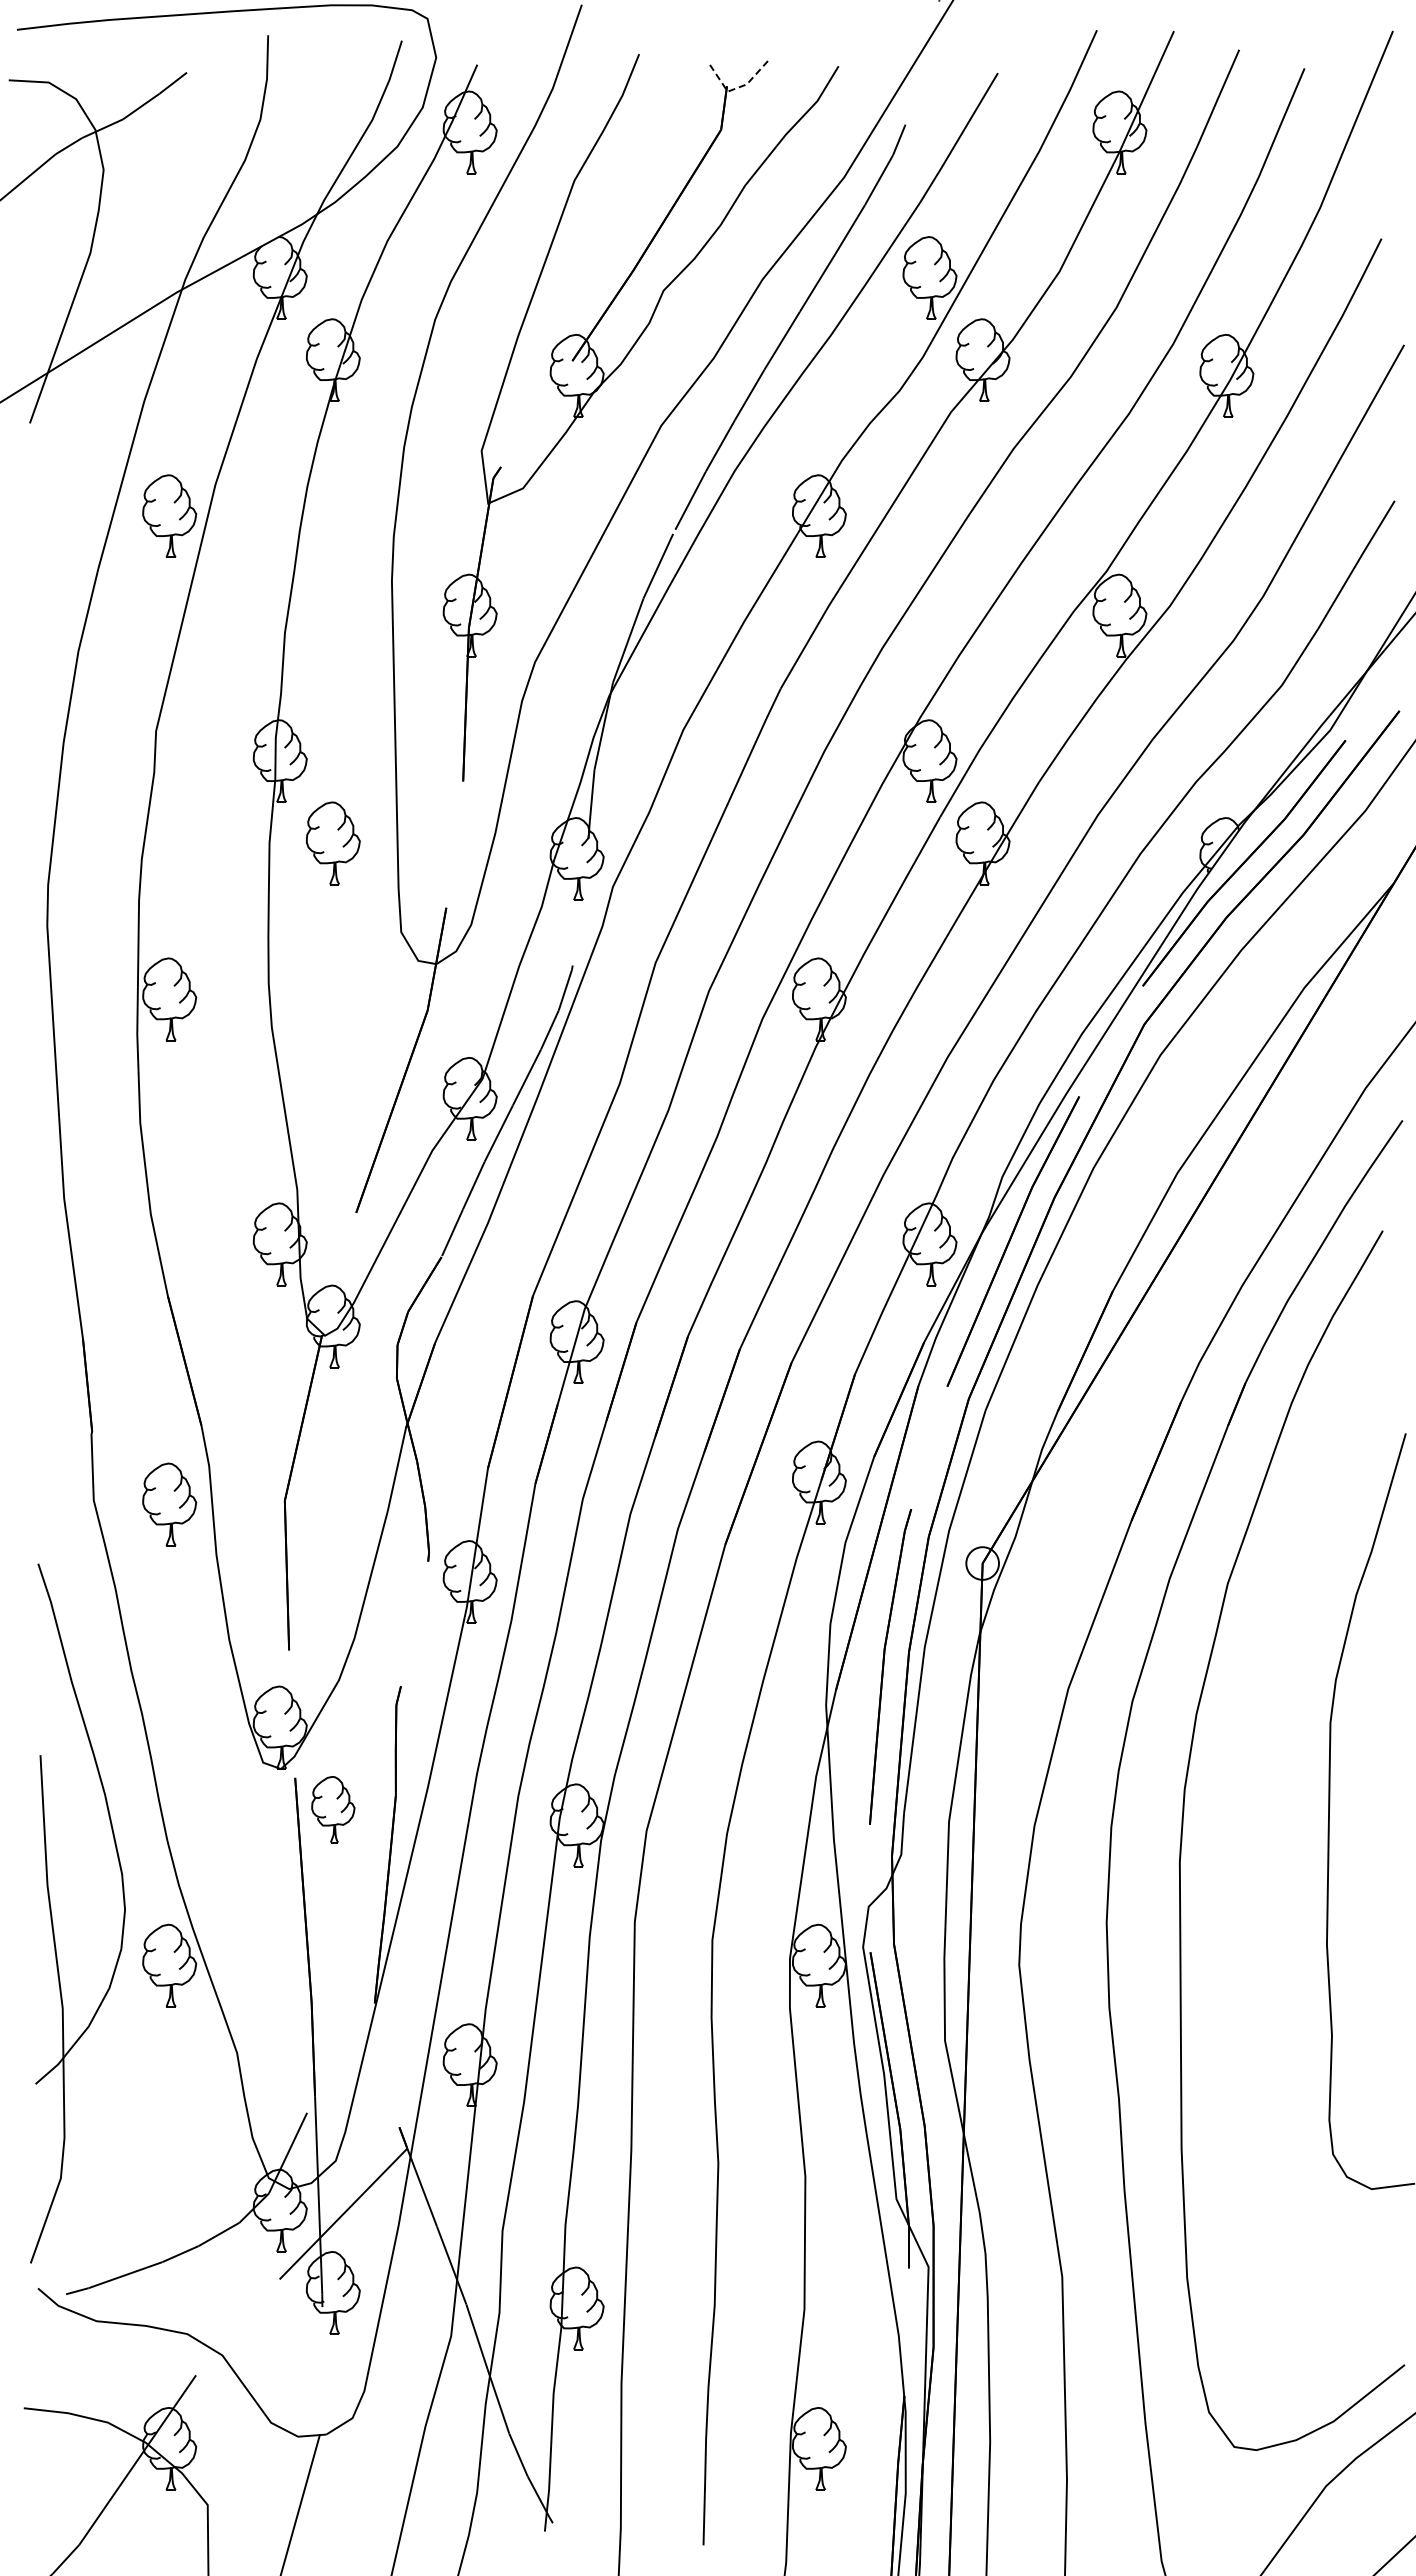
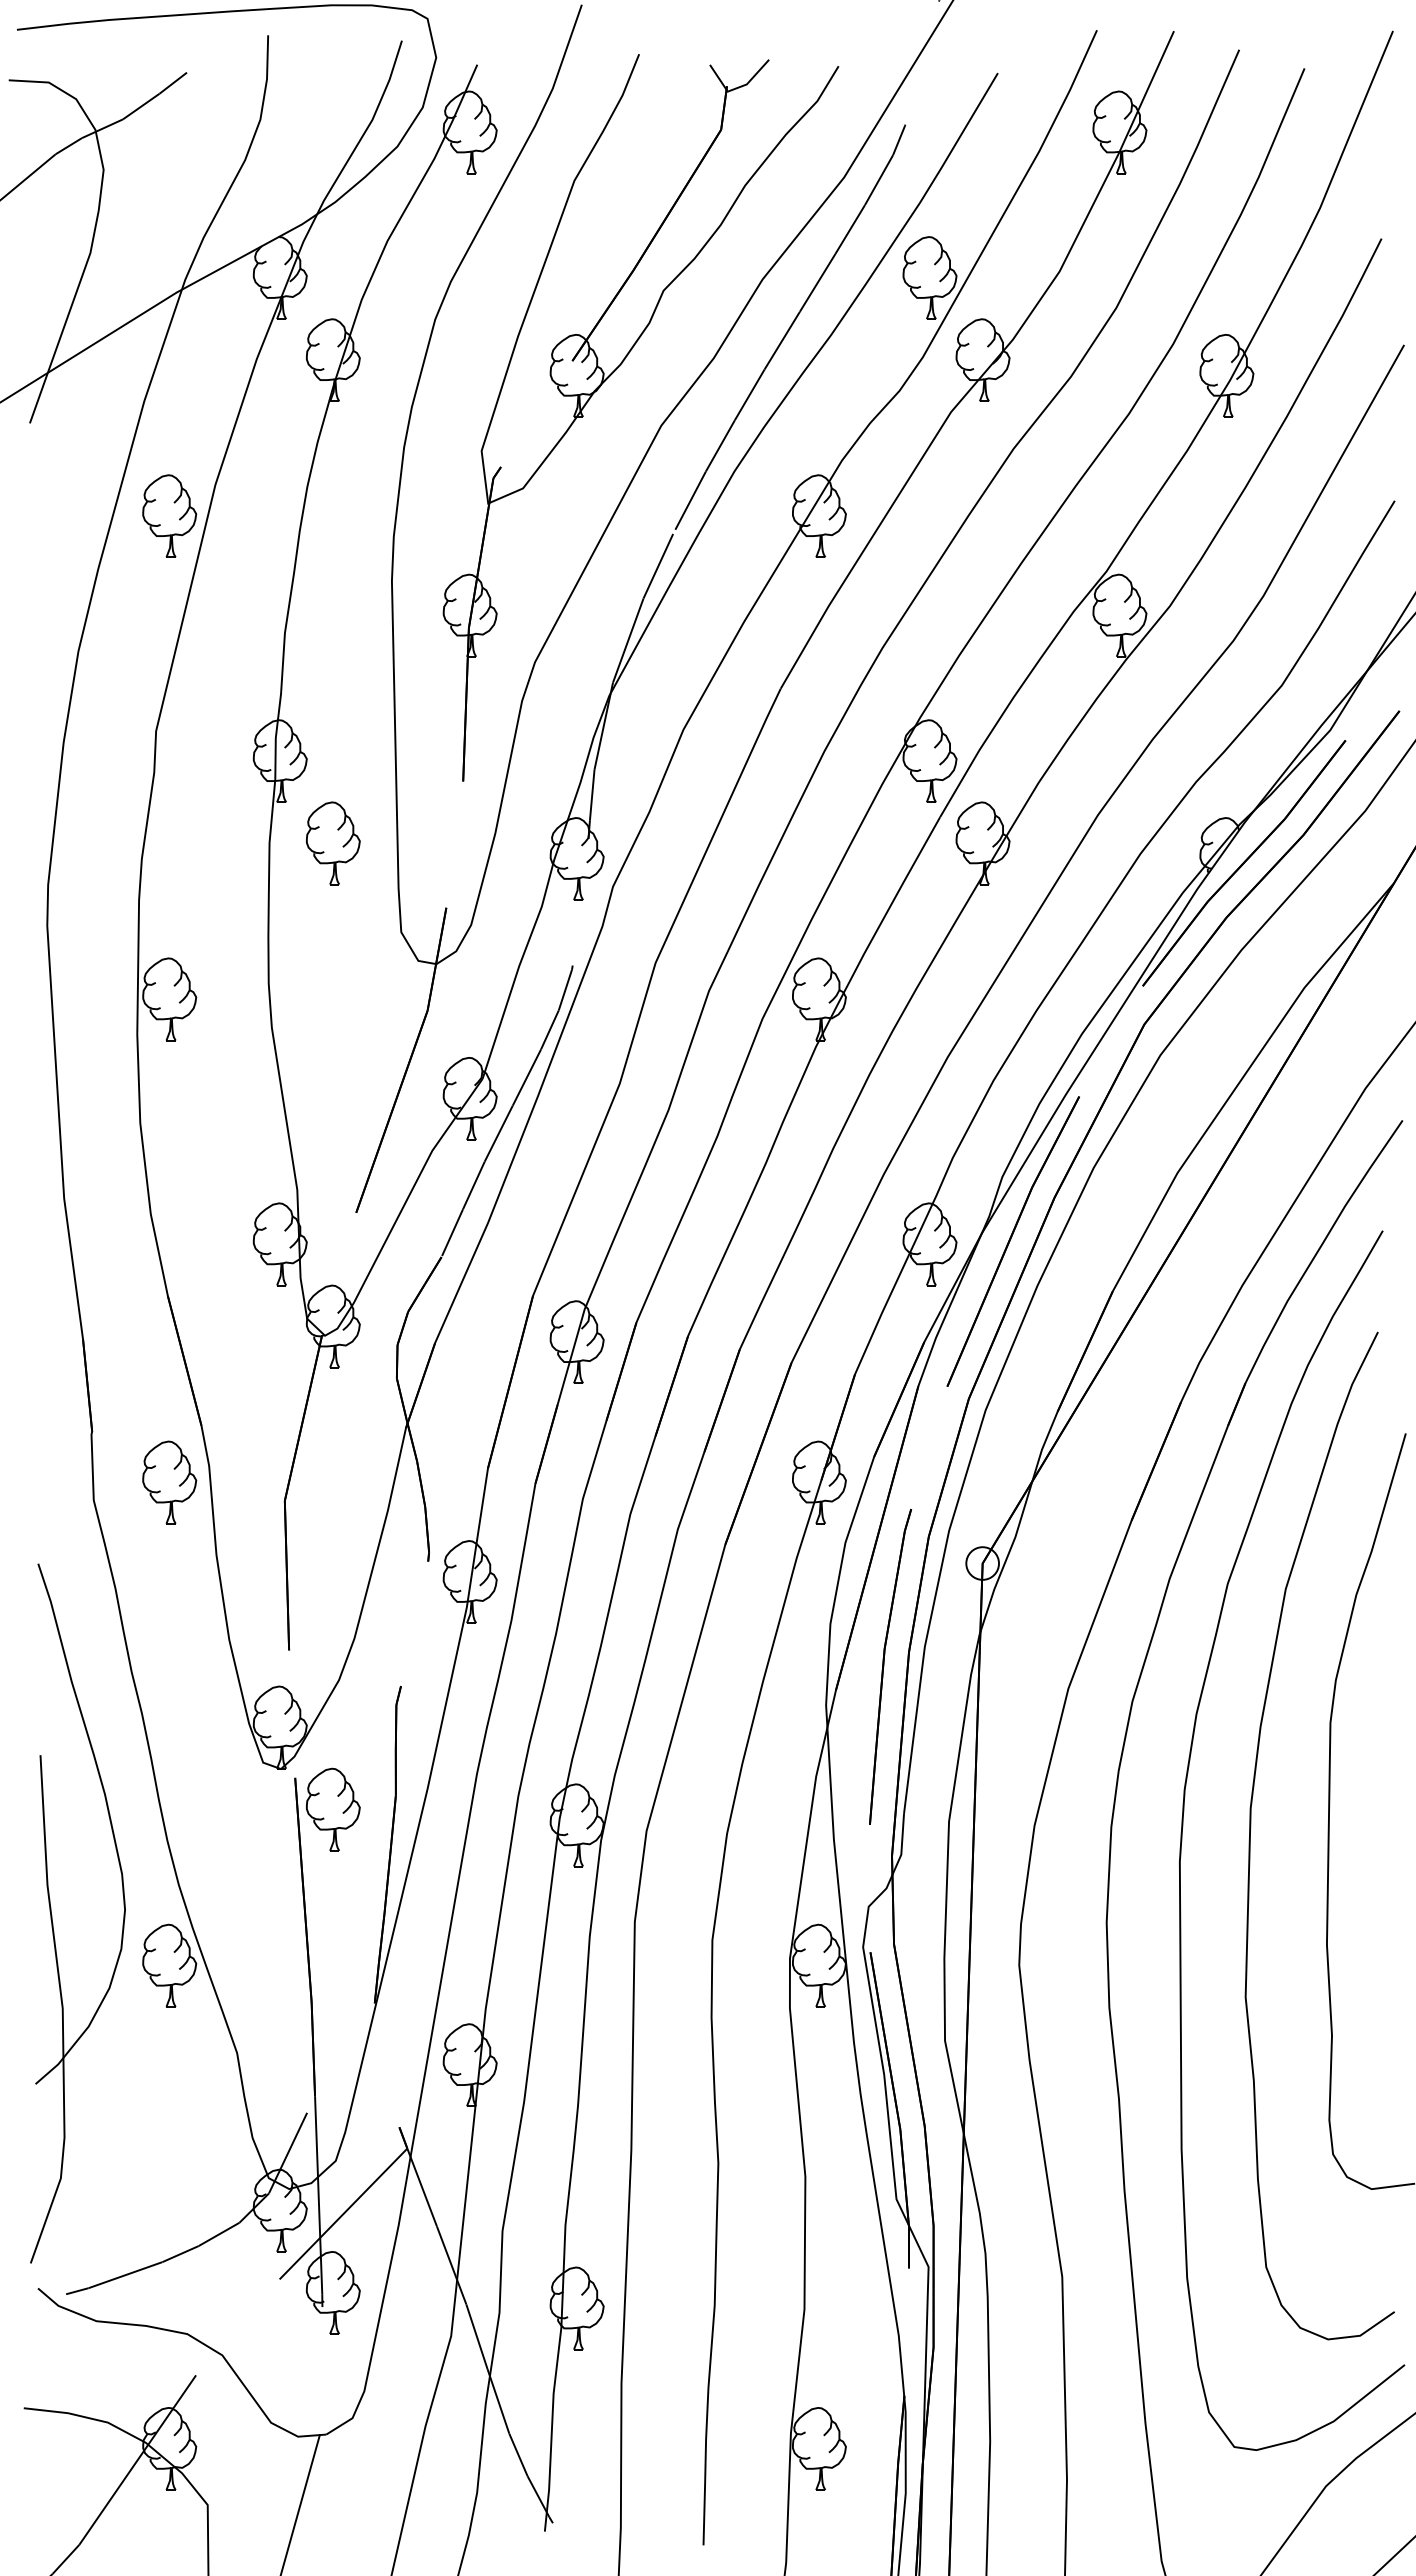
line: dashed -> solid (737, 87)
part position: (169, 1504) -> (169, 1482) (169, 1482)
part size: 45x68 px -> 55x85 px (333, 1809)
curve: none -> present (1251, 1828)
